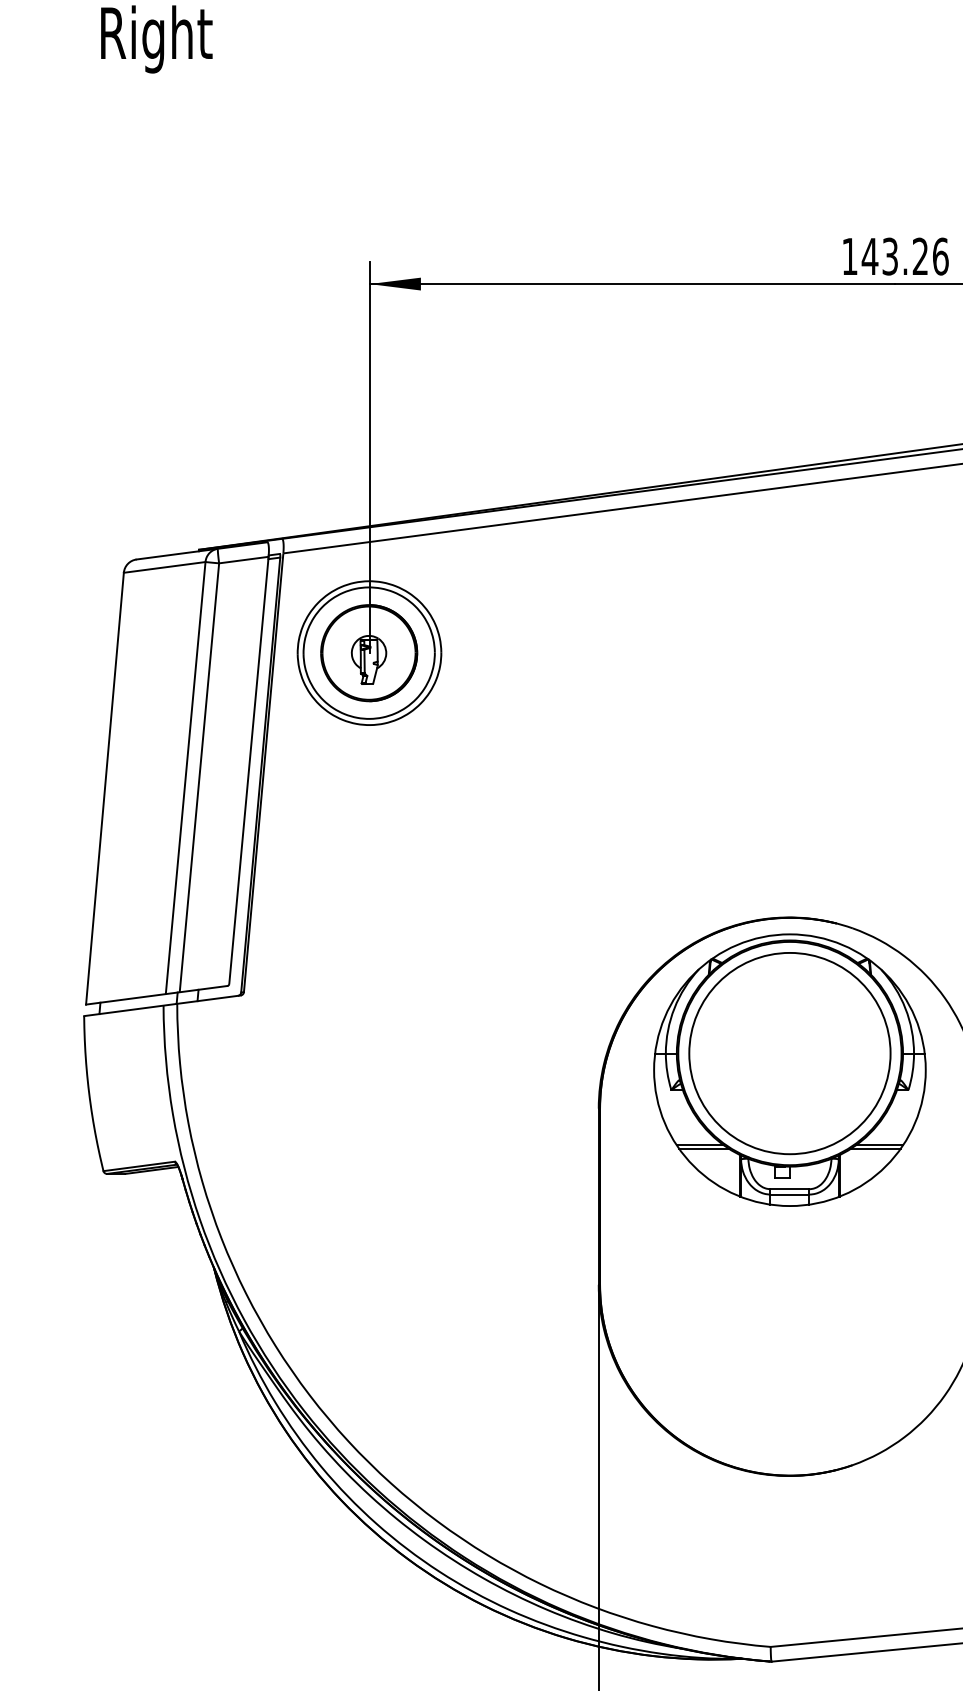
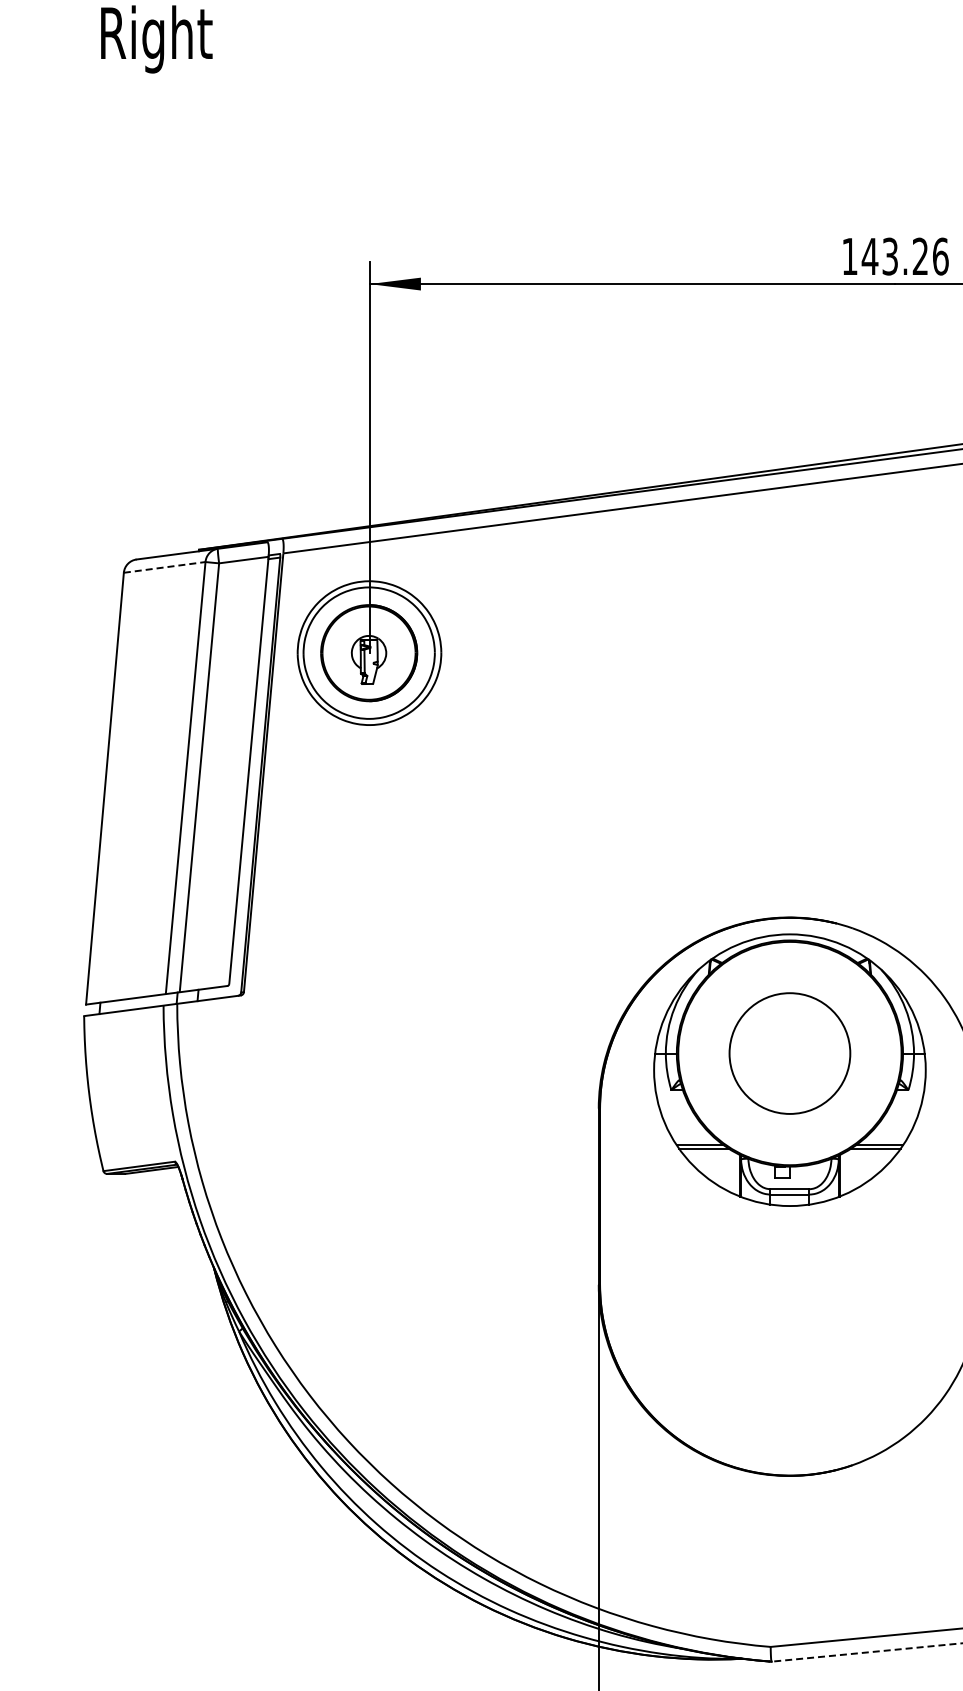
line: solid -> dashed (165, 567)
circle diameter: 201 px -> 121 px (789, 1053)
line: solid -> dashed (867, 1652)
